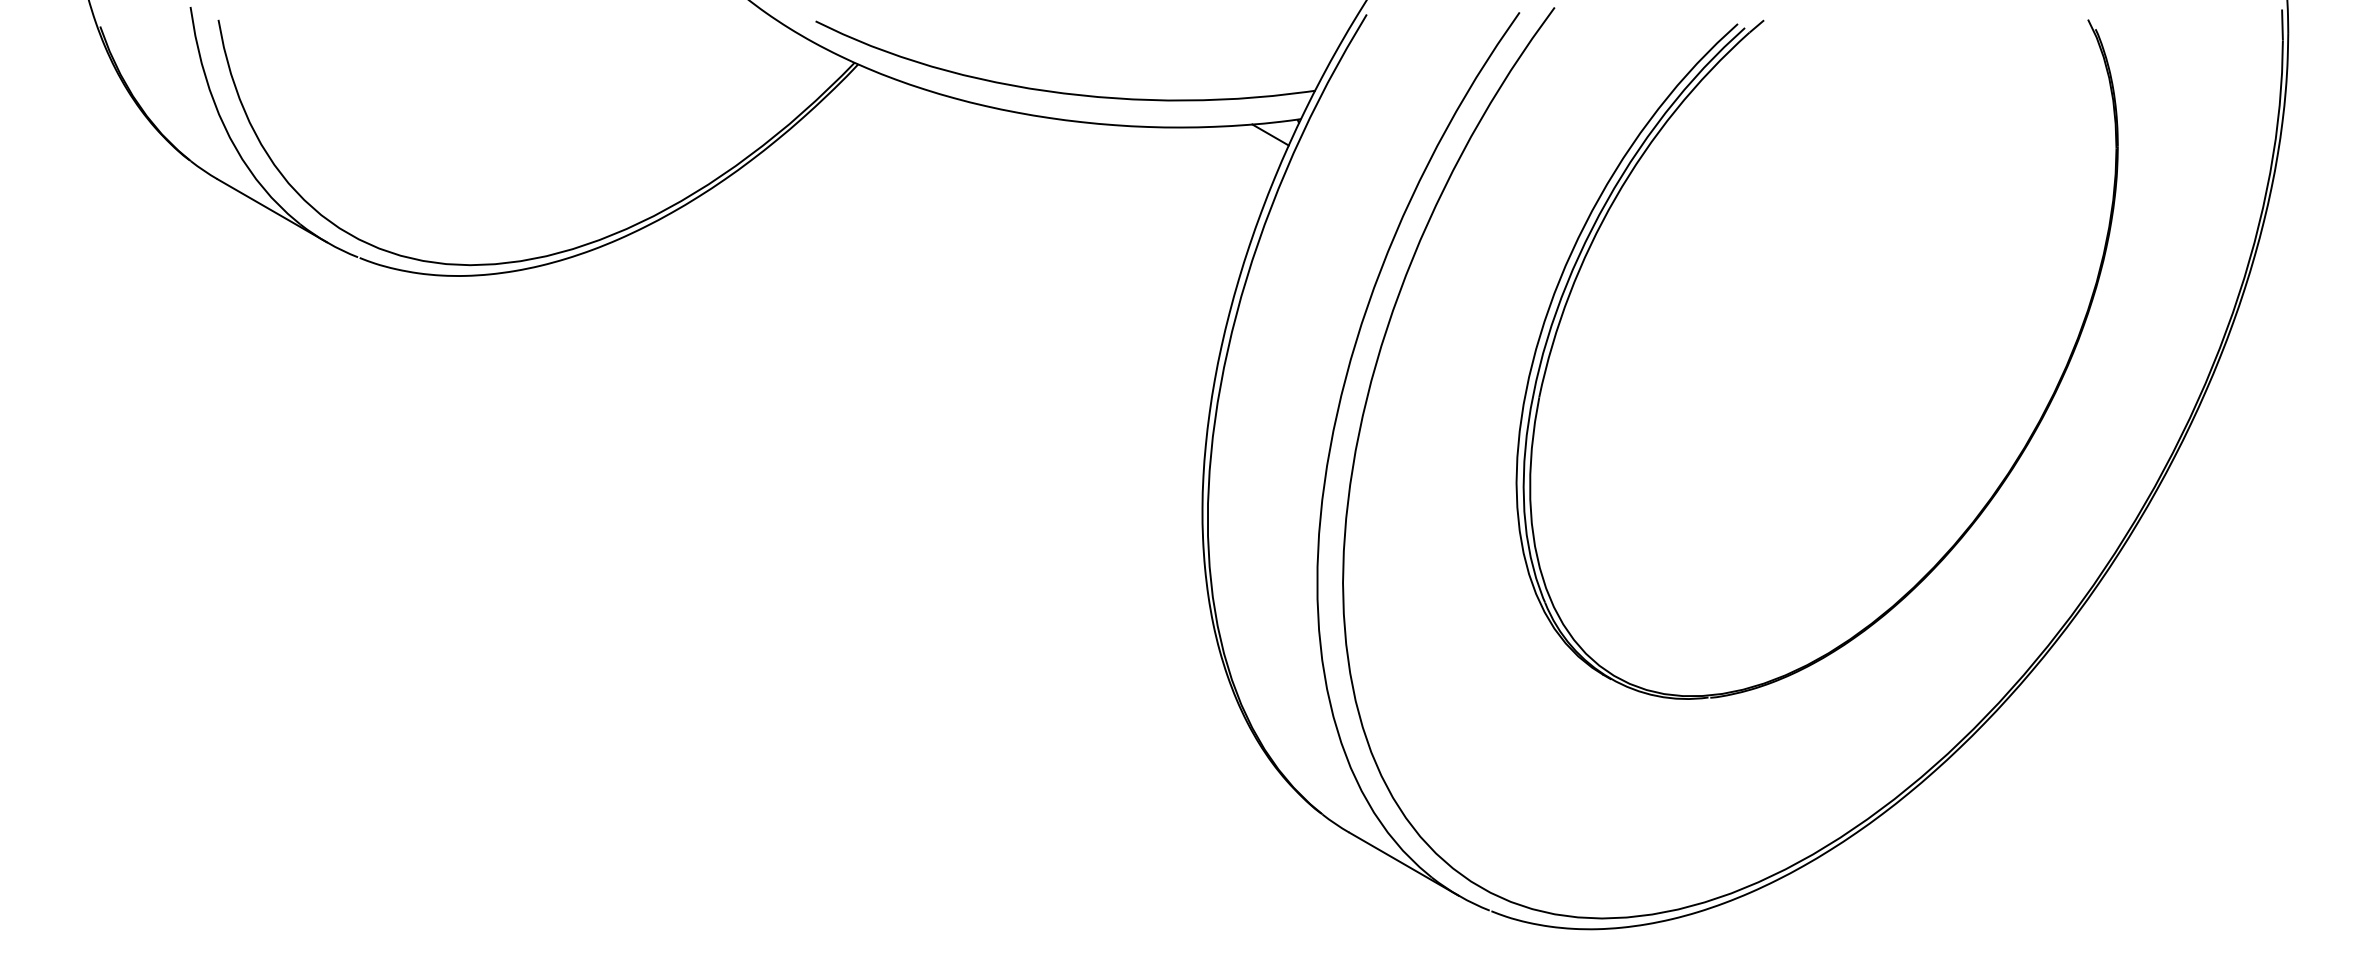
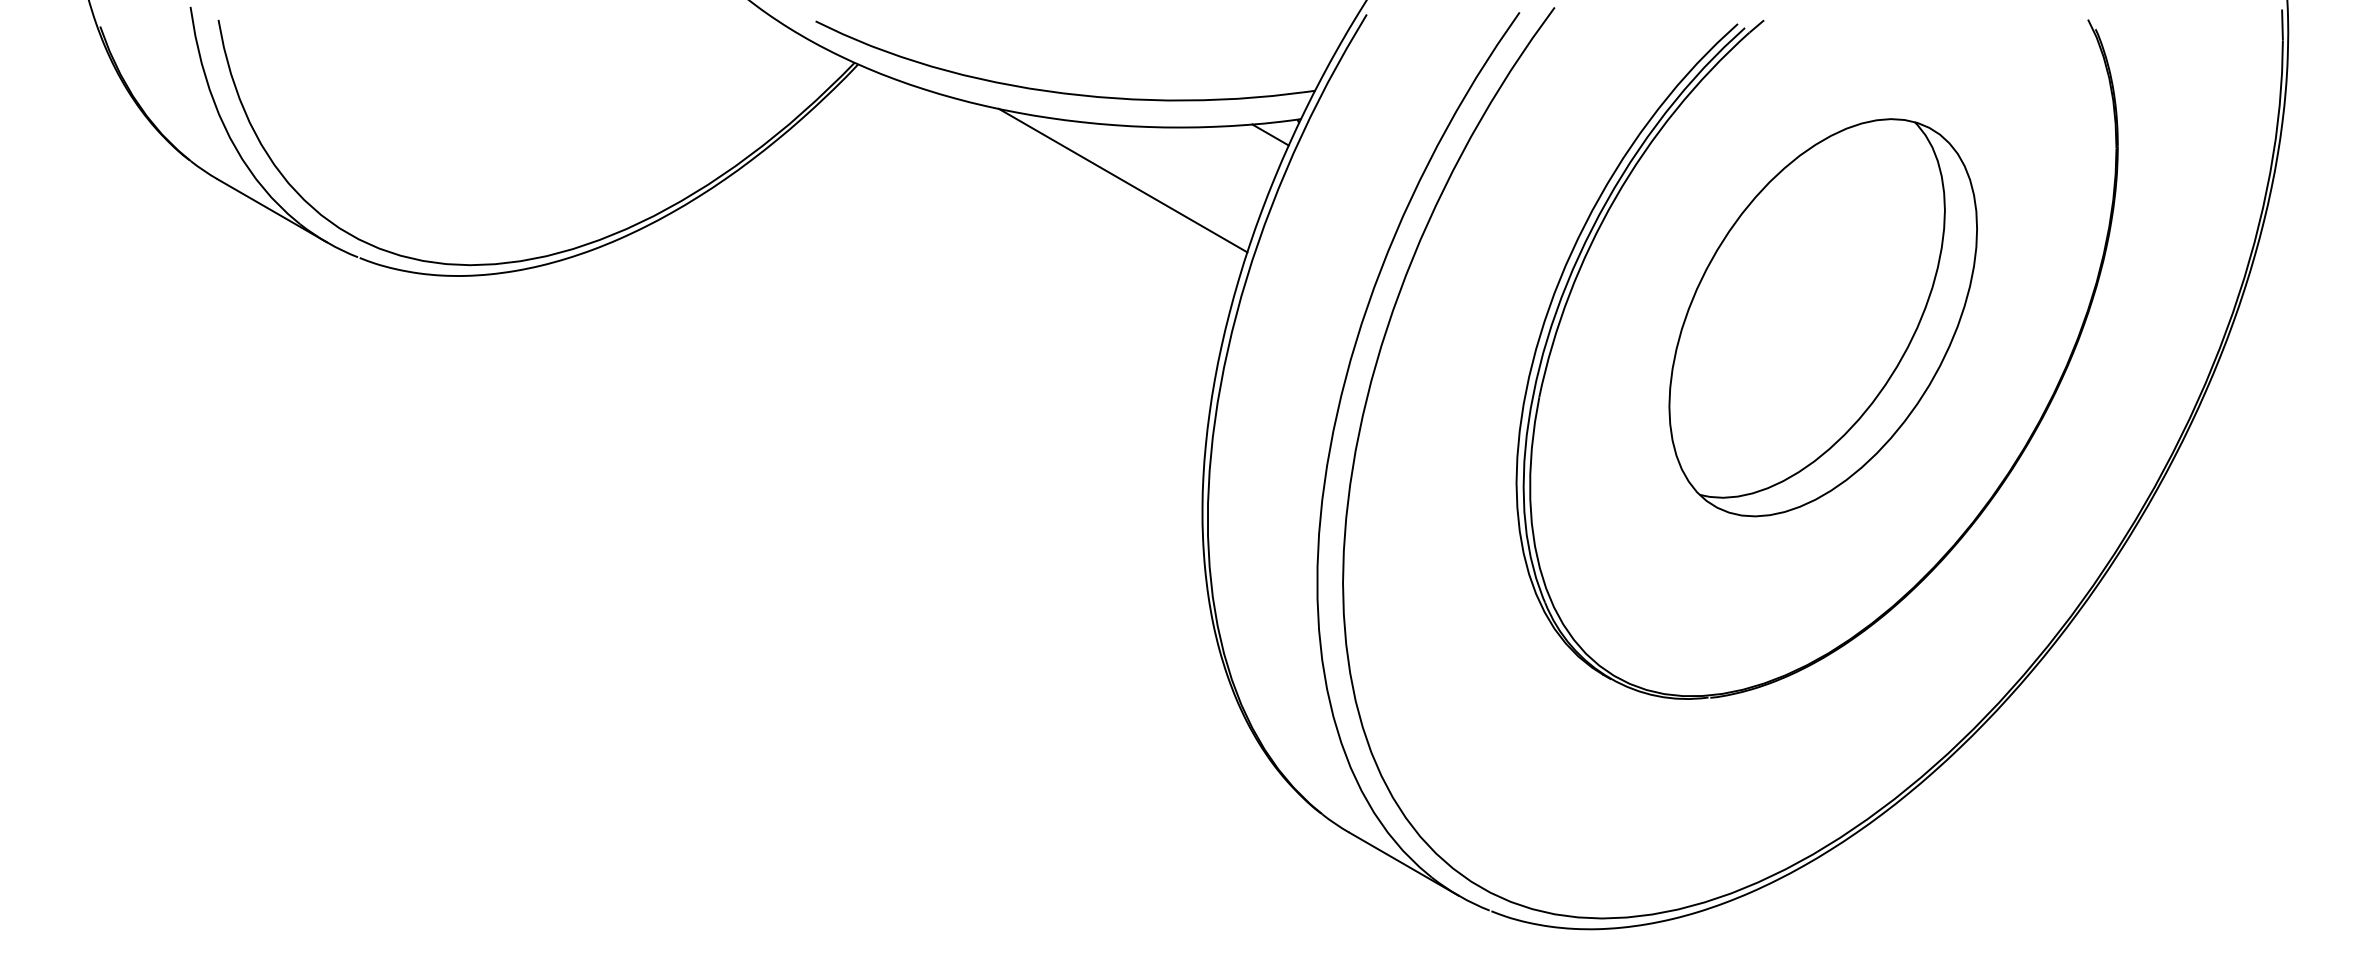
line: none -> present (1122, 180)
part: none -> present (1822, 317)
